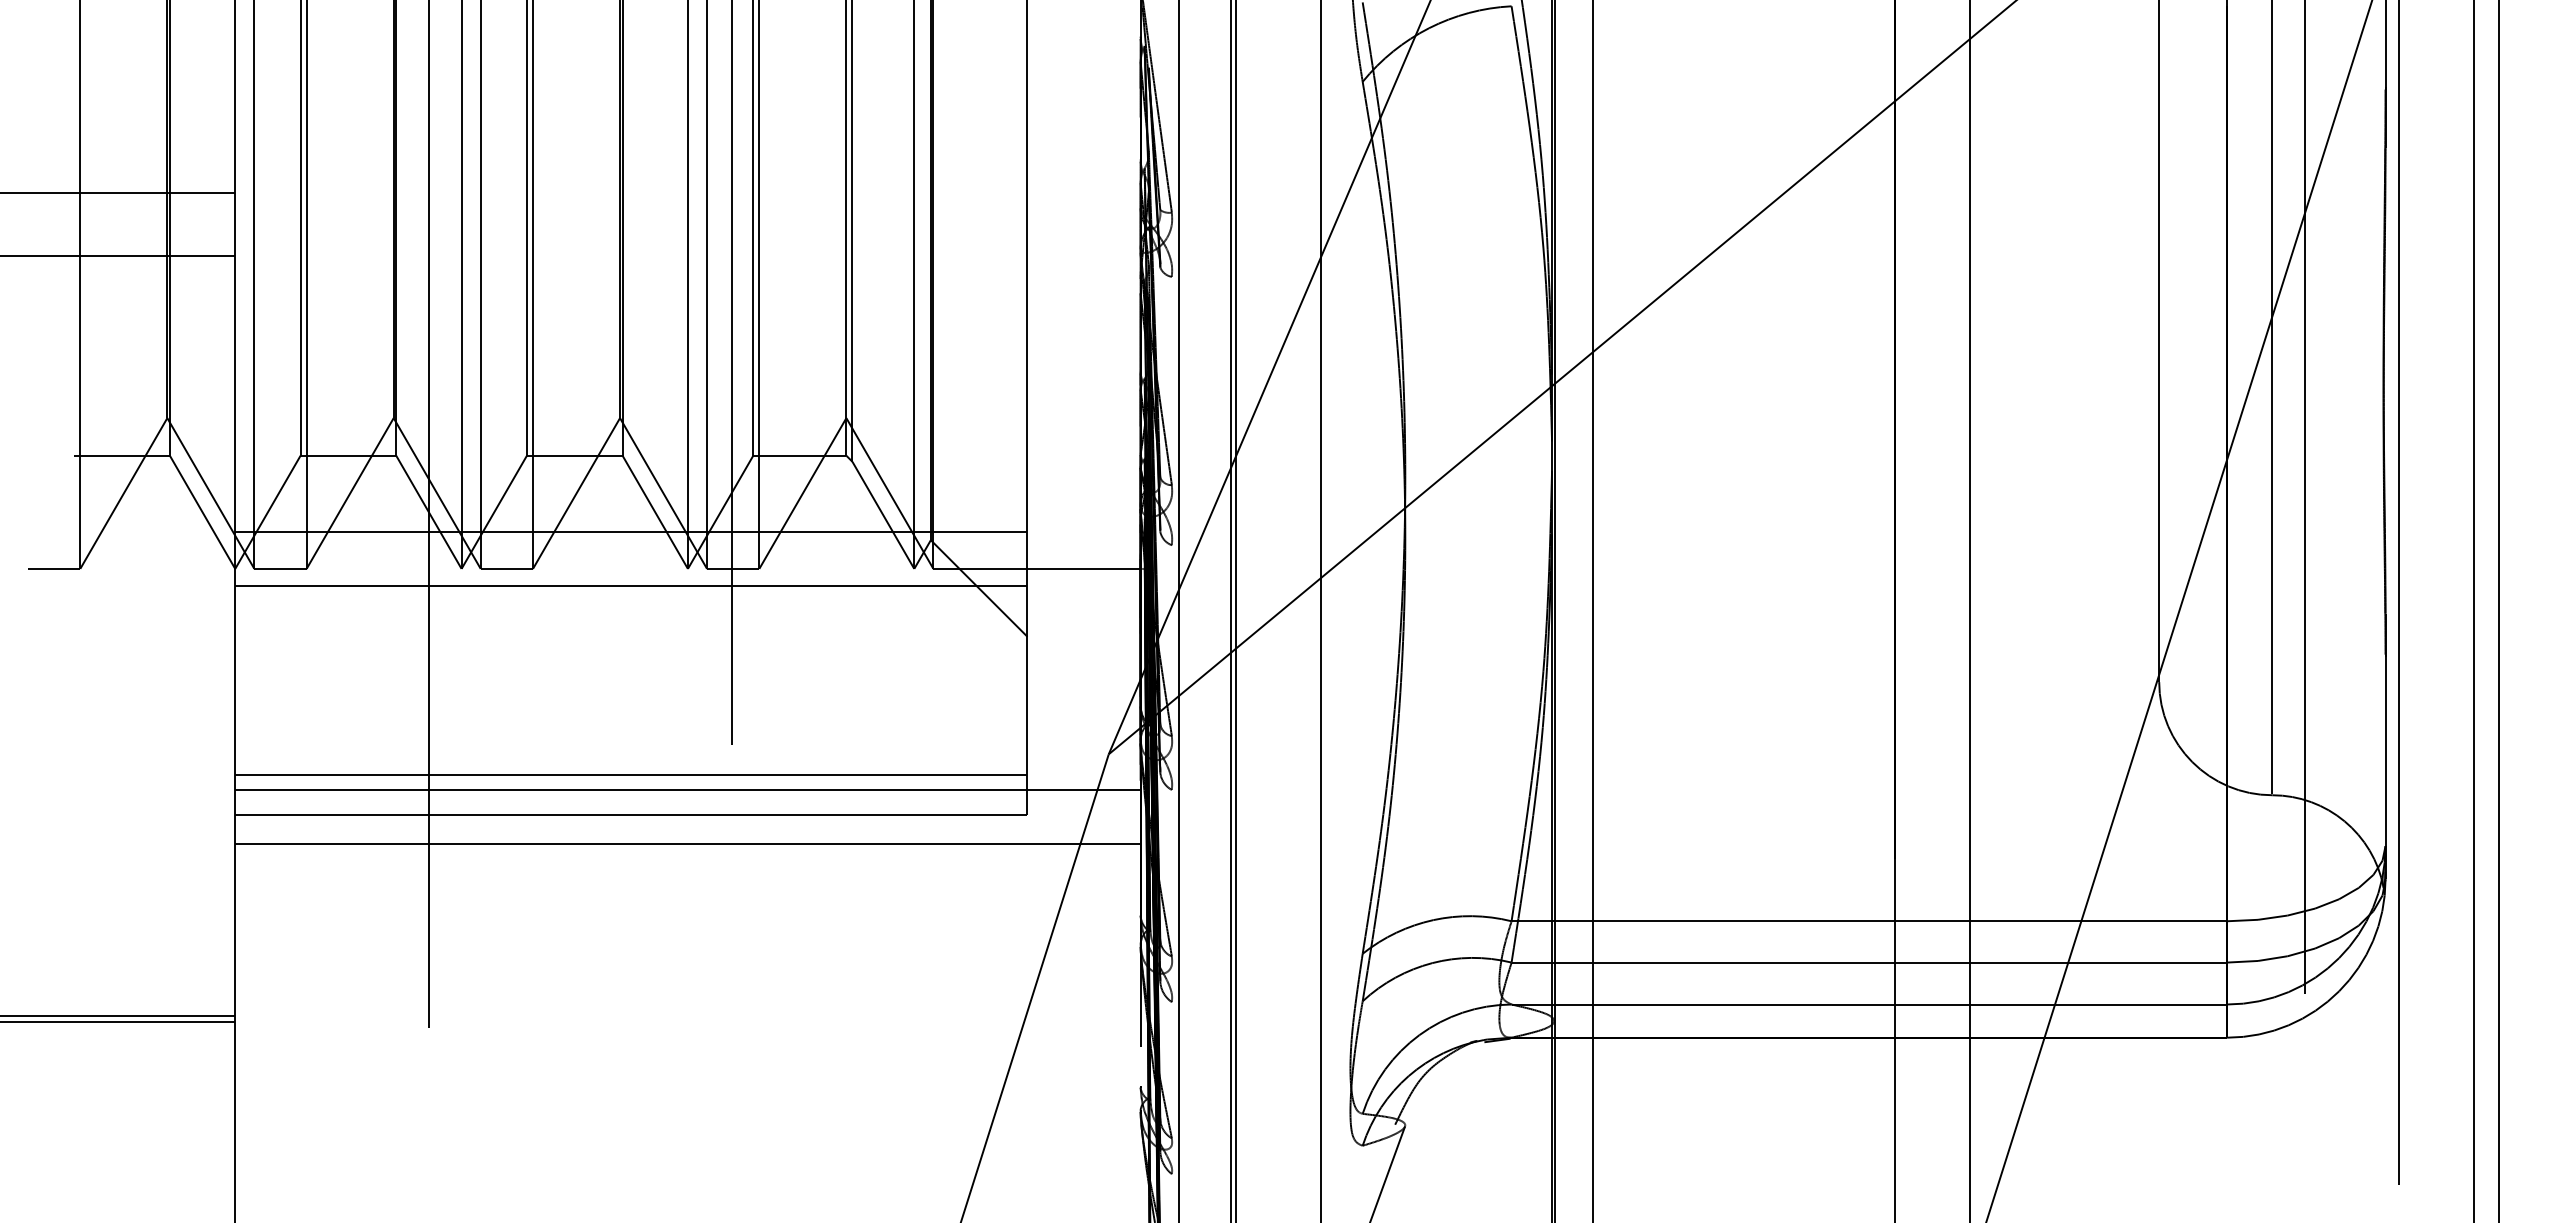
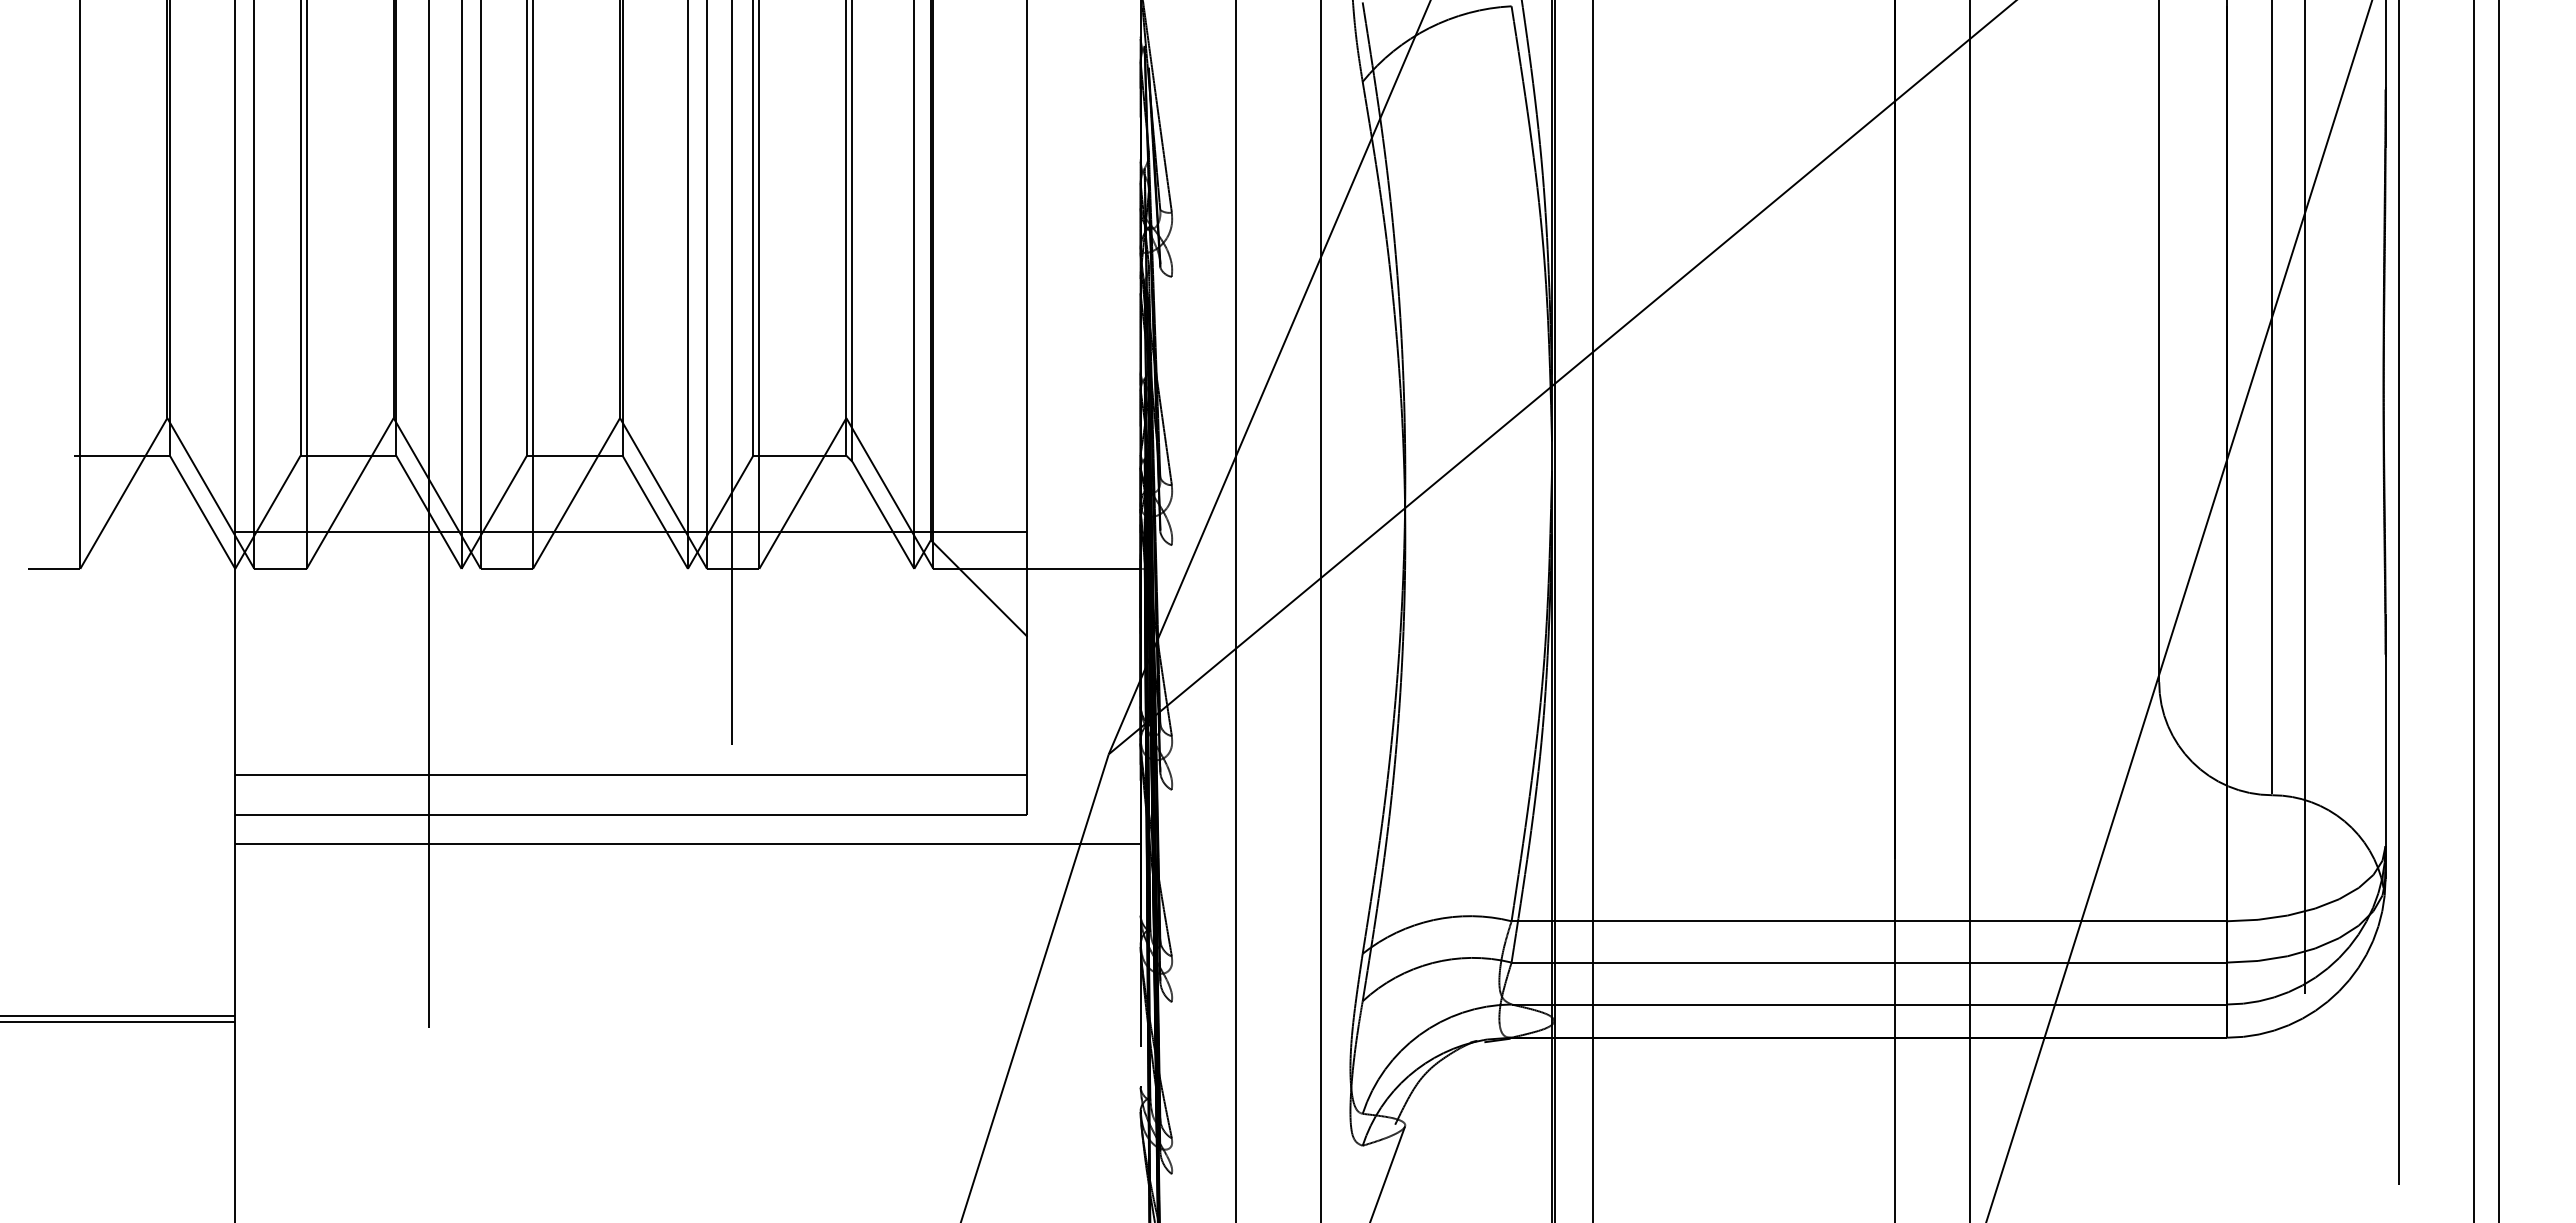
line: present -> none (118, 192)
line: present -> none (118, 256)
line: present -> none (631, 585)
line: present -> none (1179, 610)
line: present -> none (1231, 610)
line: present -> none (687, 790)
